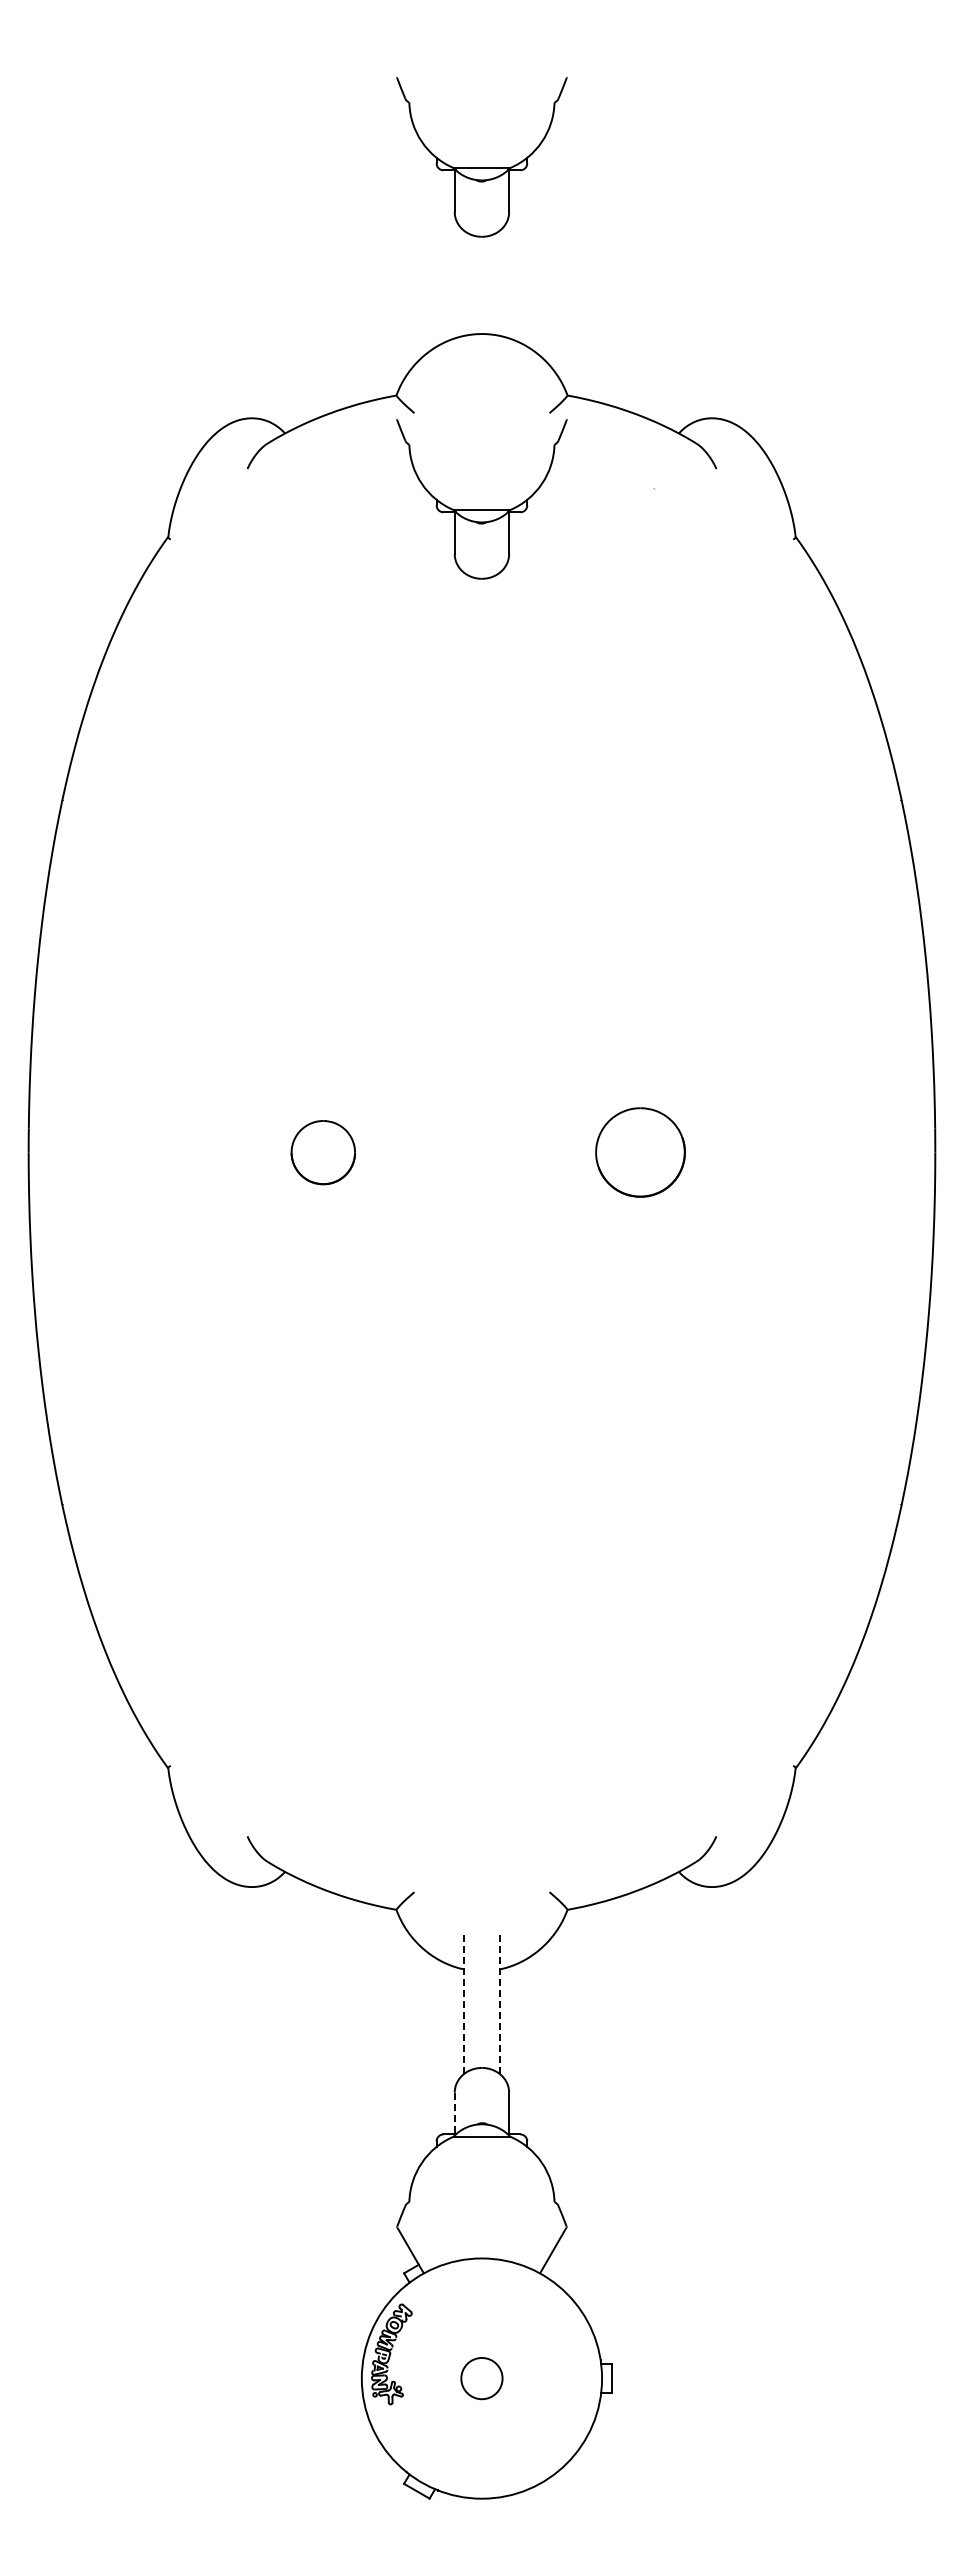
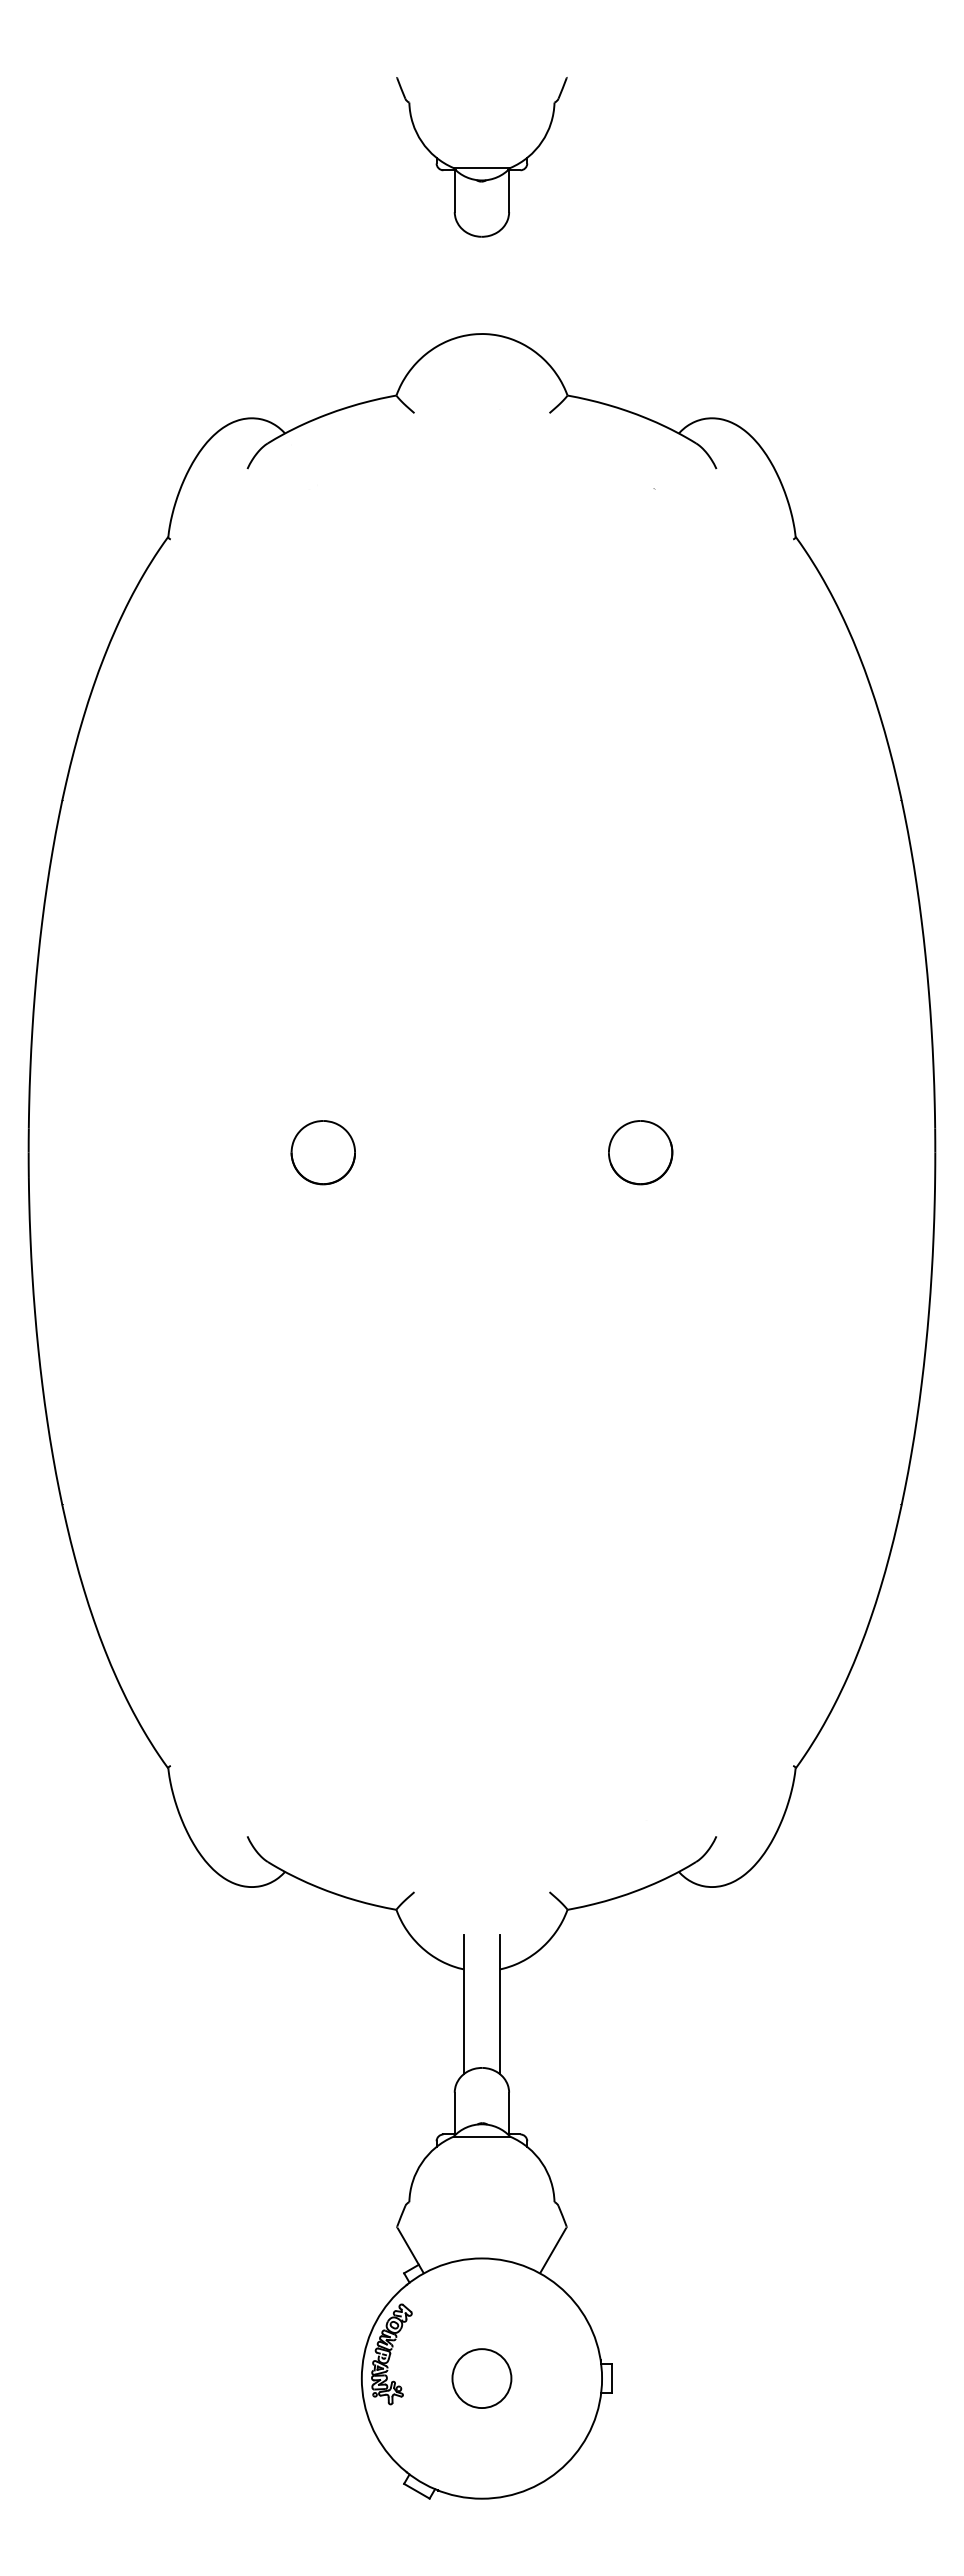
part: present -> none (481, 509)
part size: 91x91 px -> 66x66 px (640, 1152)
line: dashed -> solid (463, 2004)
line: dashed -> solid (500, 2004)
line: dashed -> solid (454, 2113)
circle diameter: 41 px -> 59 px (481, 2378)
